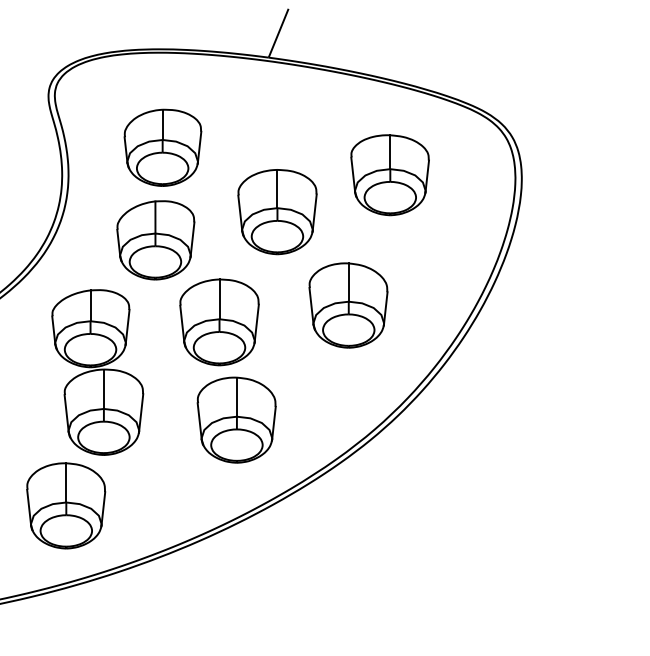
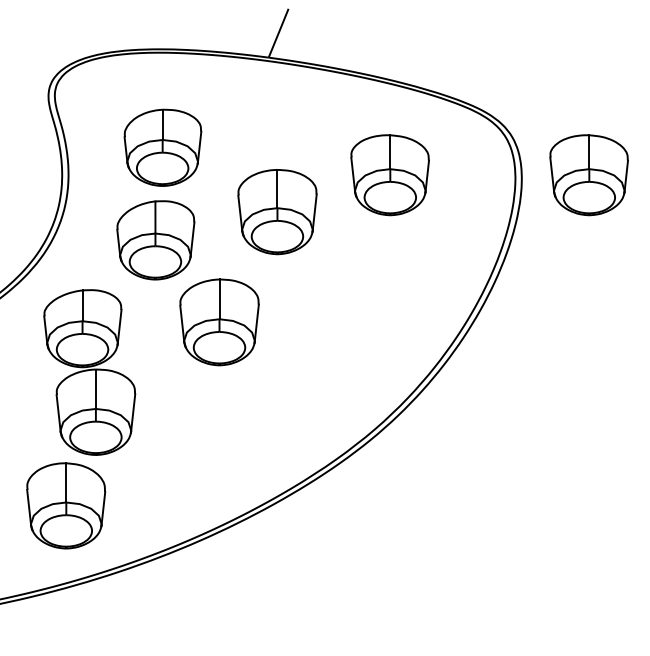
part: none -> present (588, 175)
part: present -> none (348, 305)
part position: (97, 372) -> (89, 372) (89, 372)
part: present -> none (236, 419)
